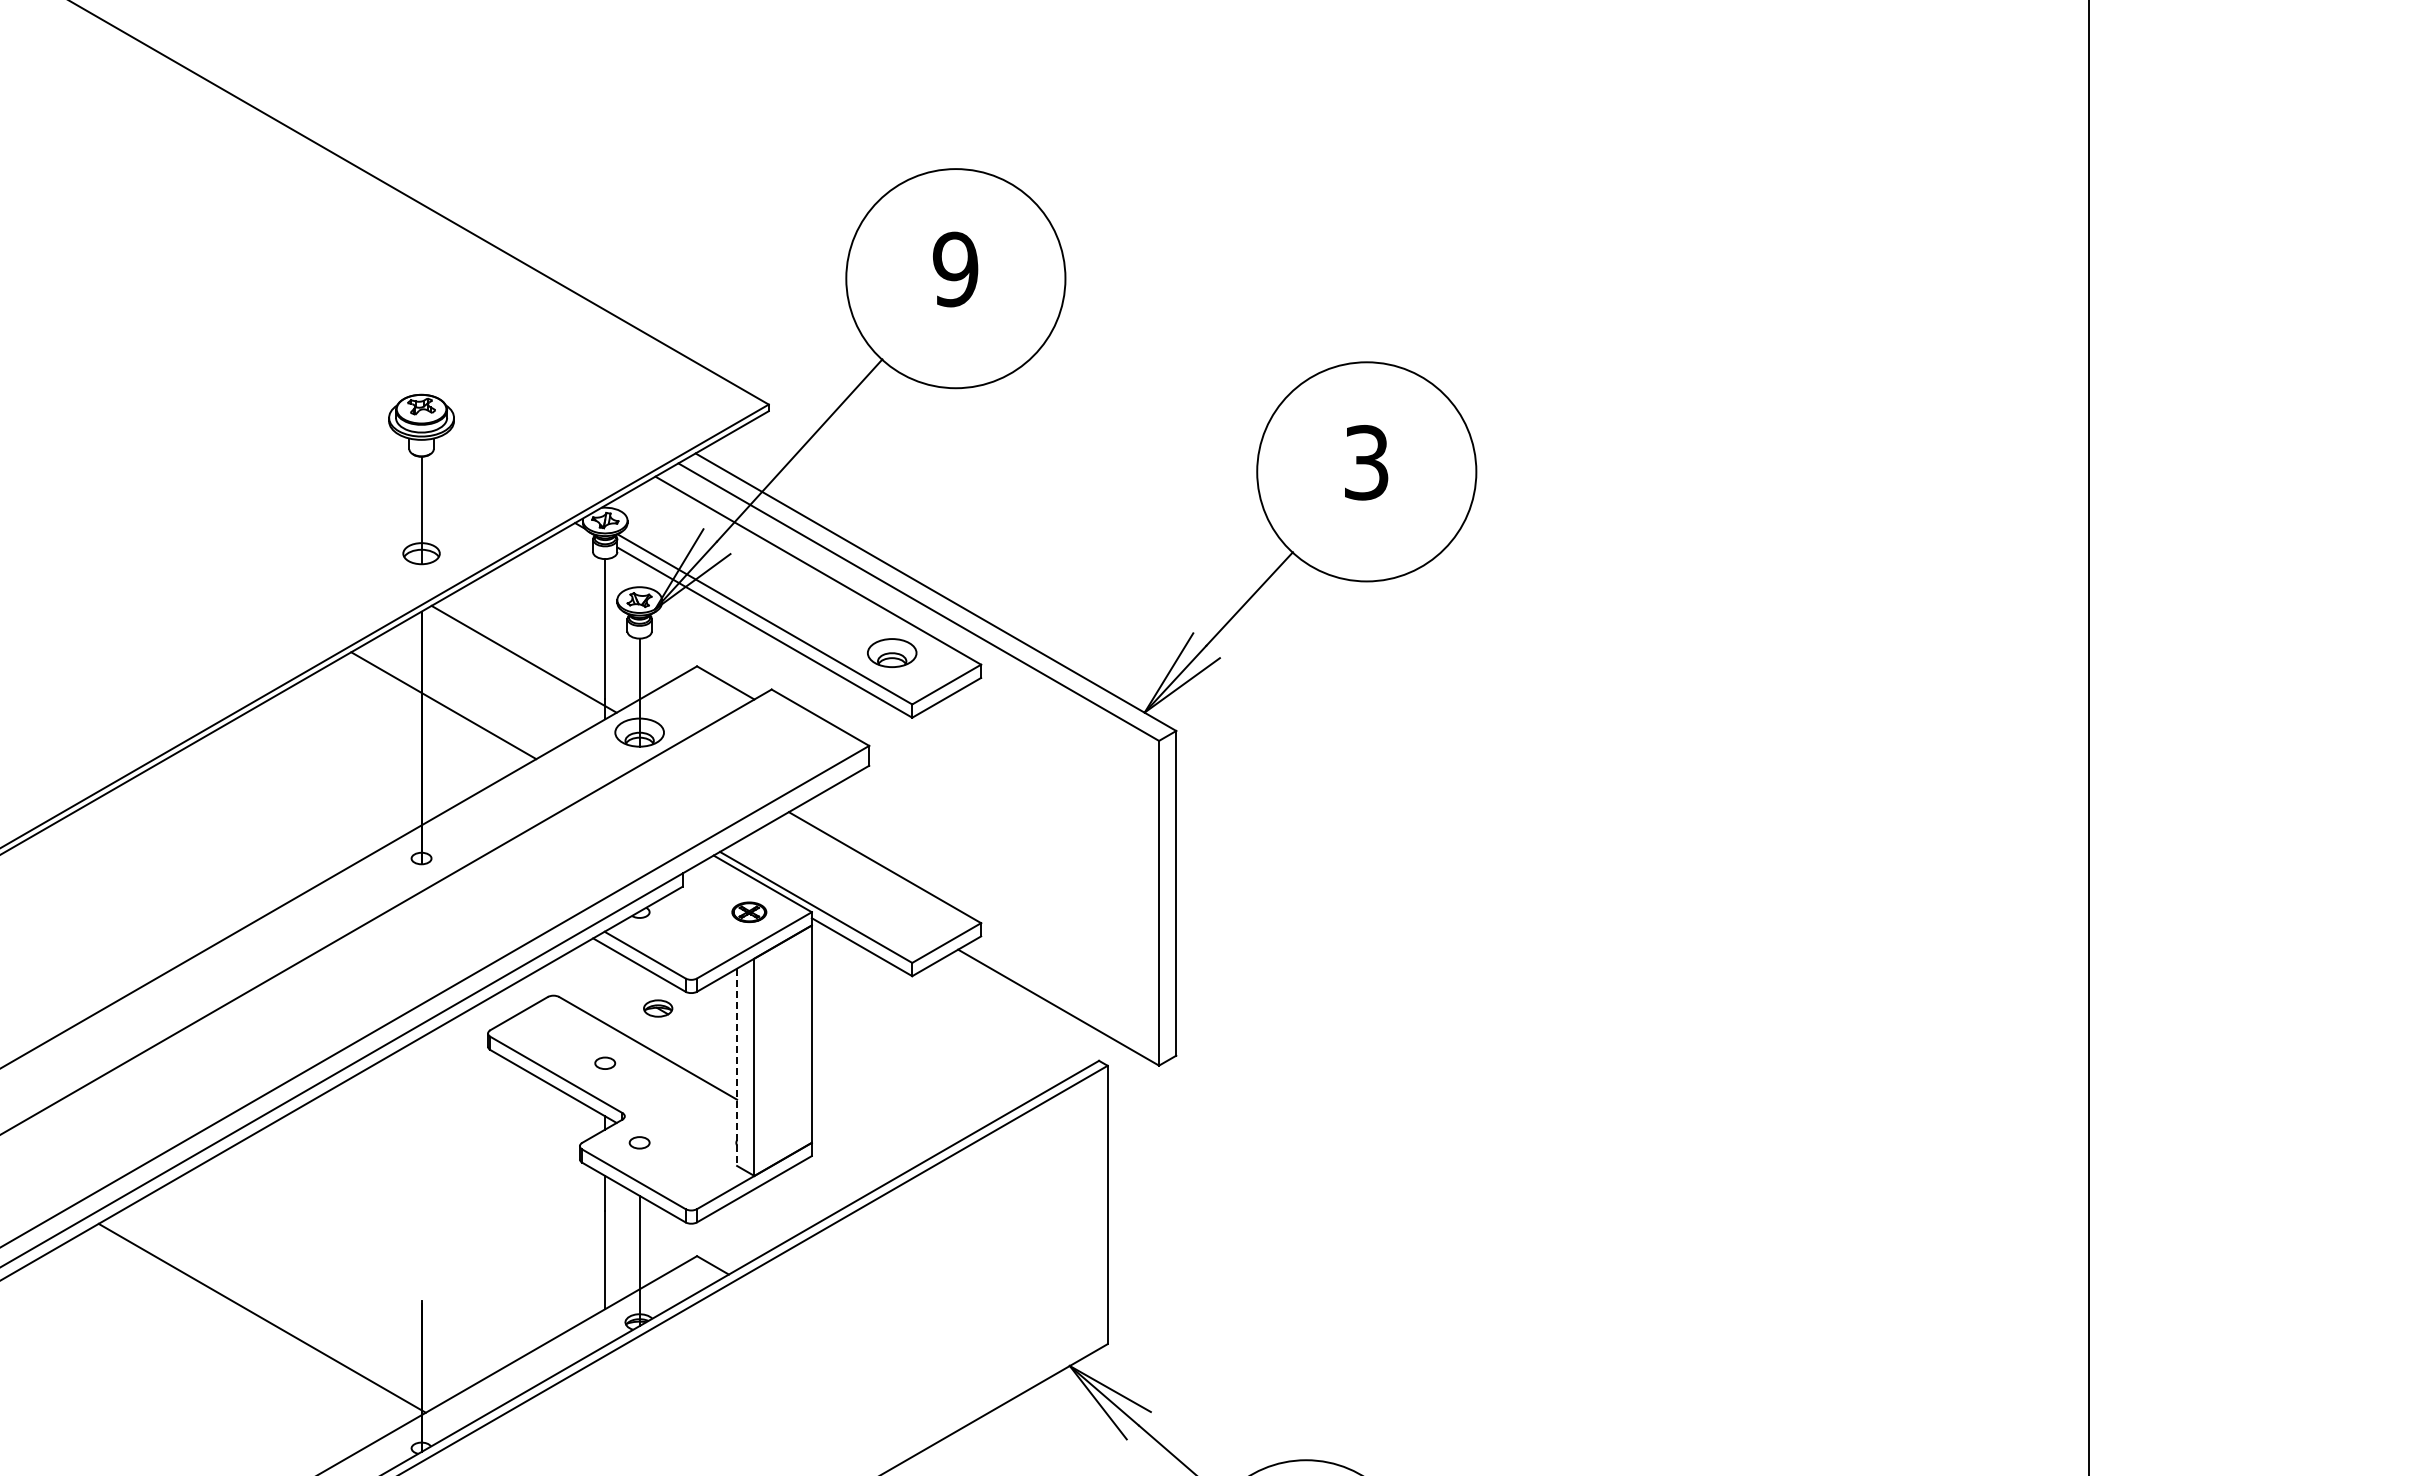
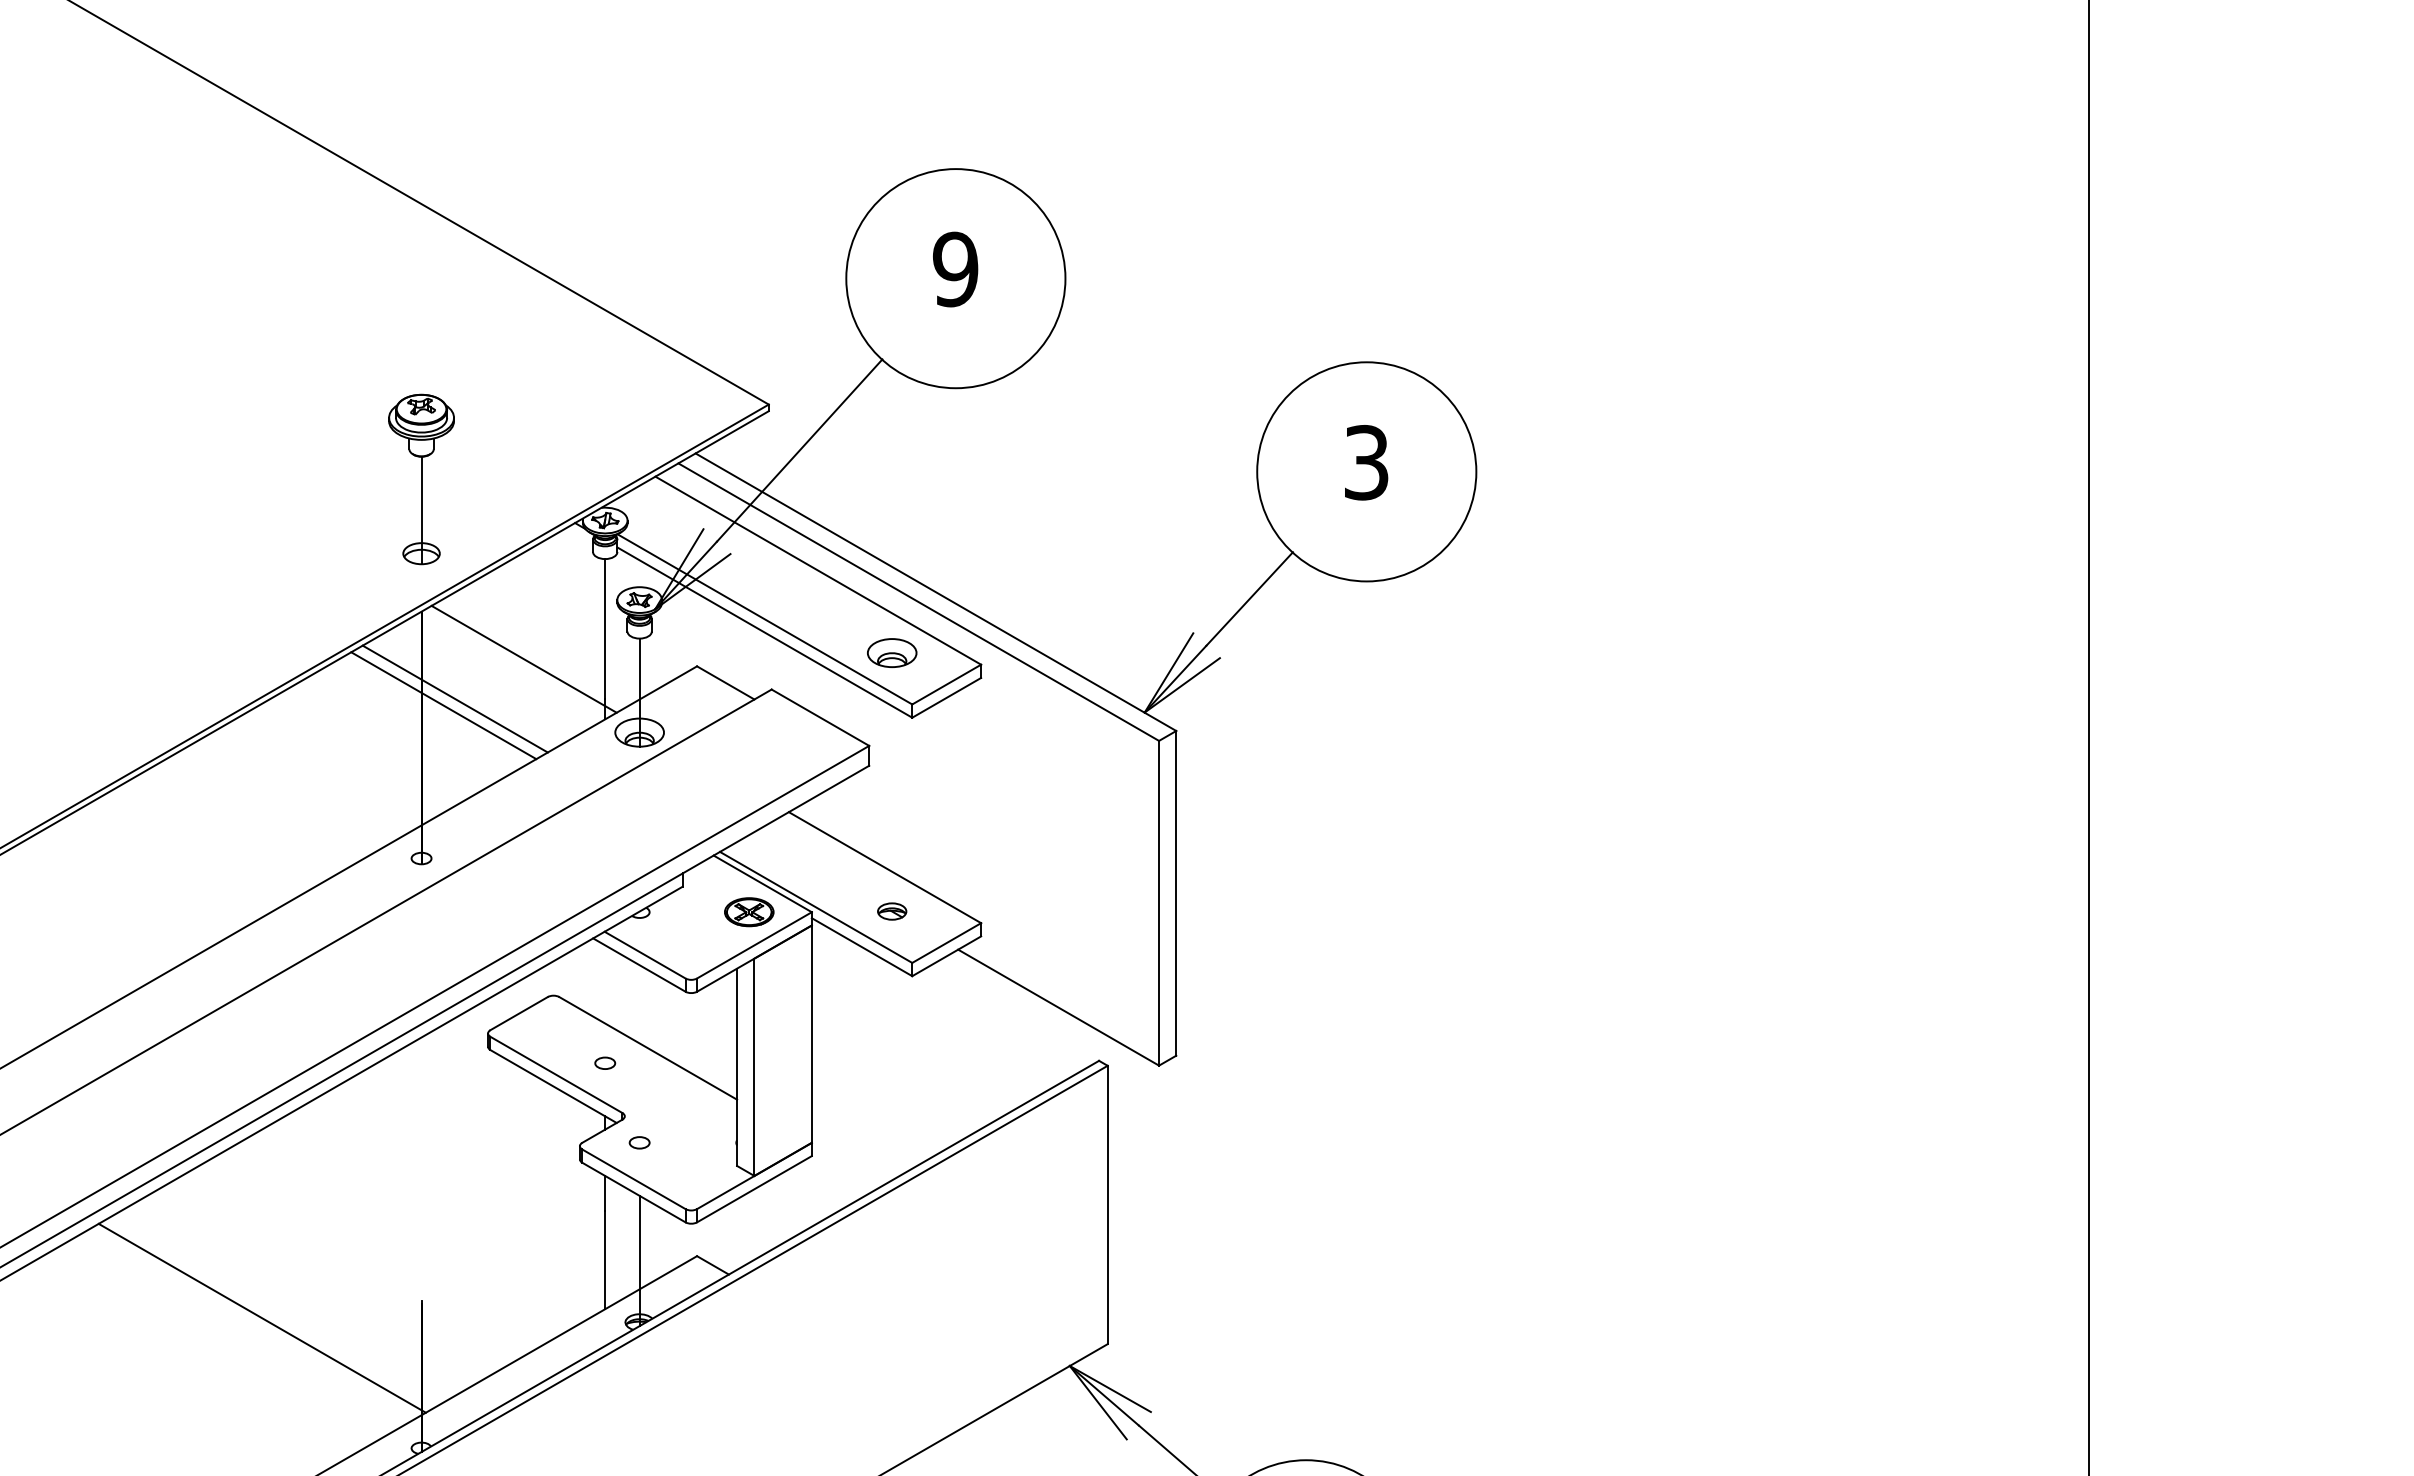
line: none -> present (454, 698)
part size: 37x22 px -> 51x31 px (749, 912)
part position: (658, 1008) -> (892, 911) (892, 911)
line: dashed -> solid (737, 1067)
